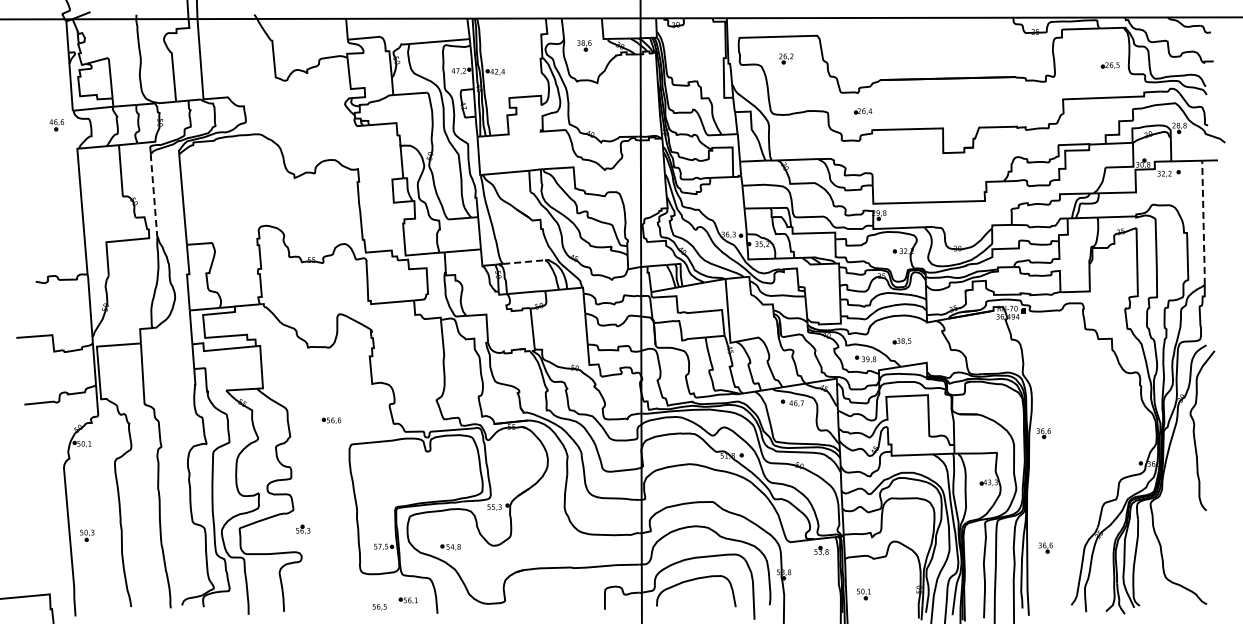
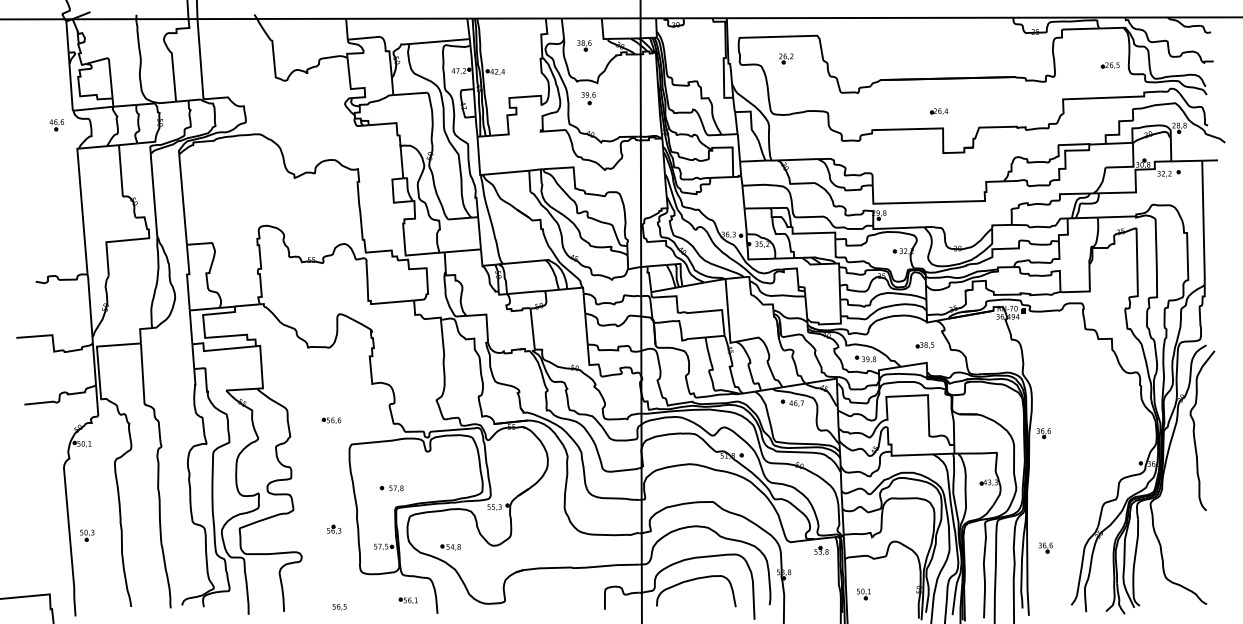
part: none -> present (588, 98)
part position: (862, 111) -> (938, 111) (938, 111)
line: dashed -> solid (154, 196)
line: dashed -> solid (1203, 222)
line: dashed -> solid (524, 262)
part position: (901, 341) -> (924, 345) (924, 345)
part: none -> present (391, 488)
part position: (303, 529) -> (334, 529) (334, 529)
text position: (379, 607) -> (339, 607) (339, 607)
